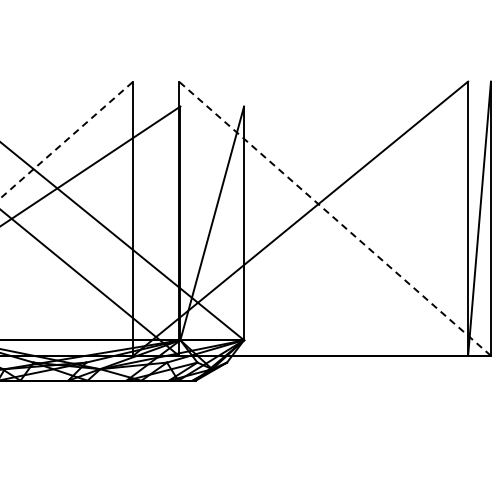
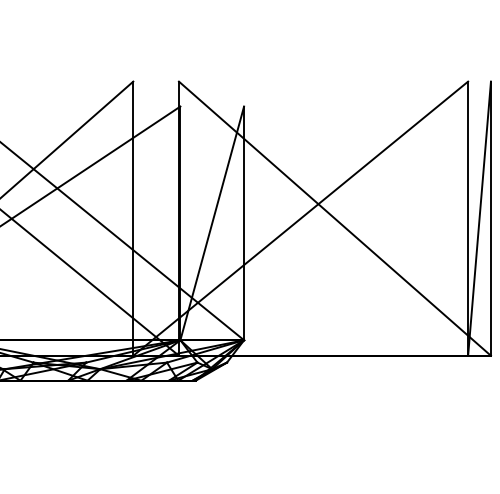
line: dashed -> solid (67, 139)
line: dashed -> solid (334, 218)
